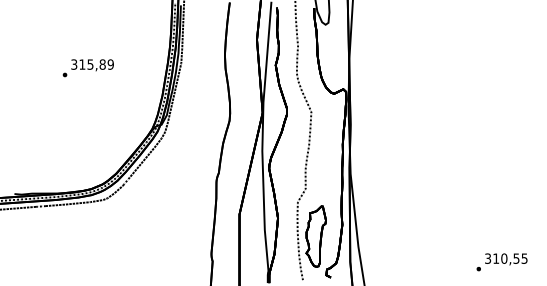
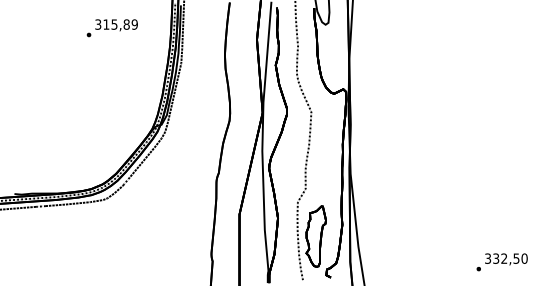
text position: (87, 68) -> (111, 28) (111, 28)
text: 310,55 -> 332,50 (510, 258)
